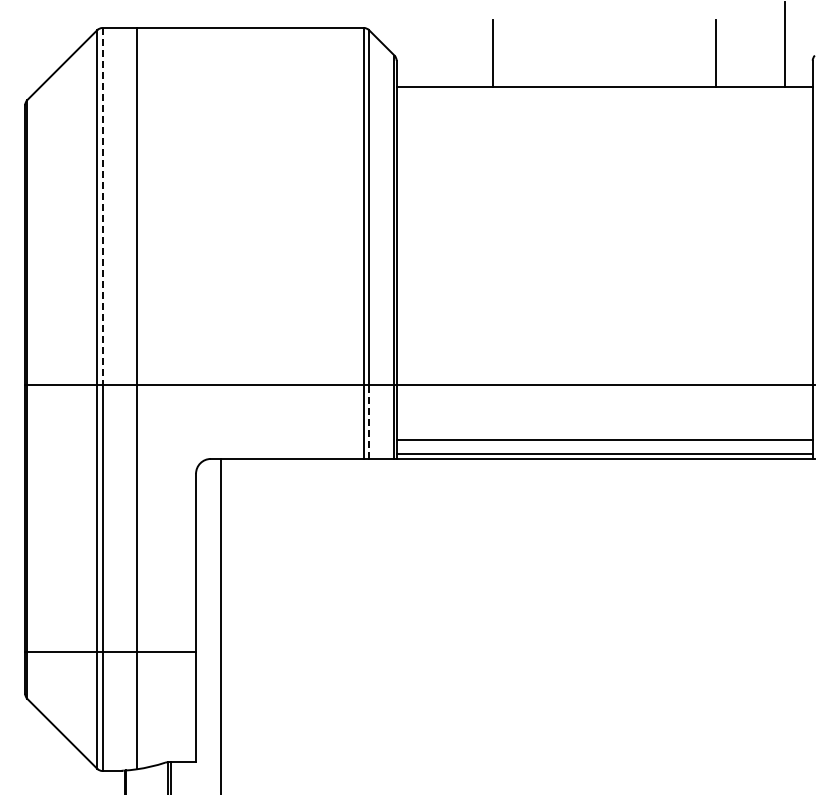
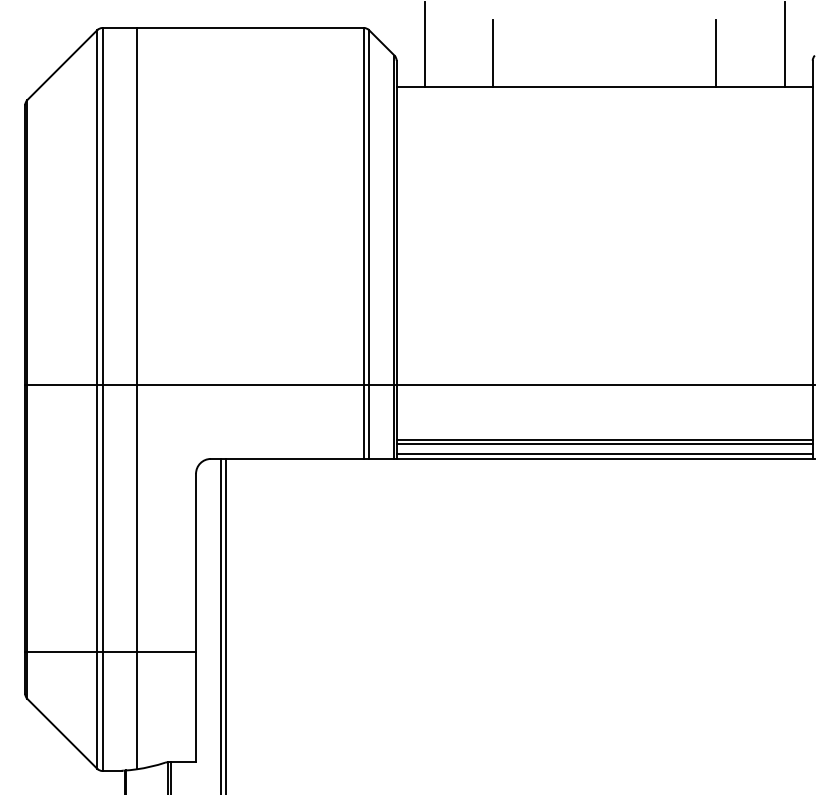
line: none -> present (424, 44)
line: dashed -> solid (102, 206)
line: dashed -> solid (369, 421)
line: none -> present (604, 444)
line: none -> present (225, 624)
